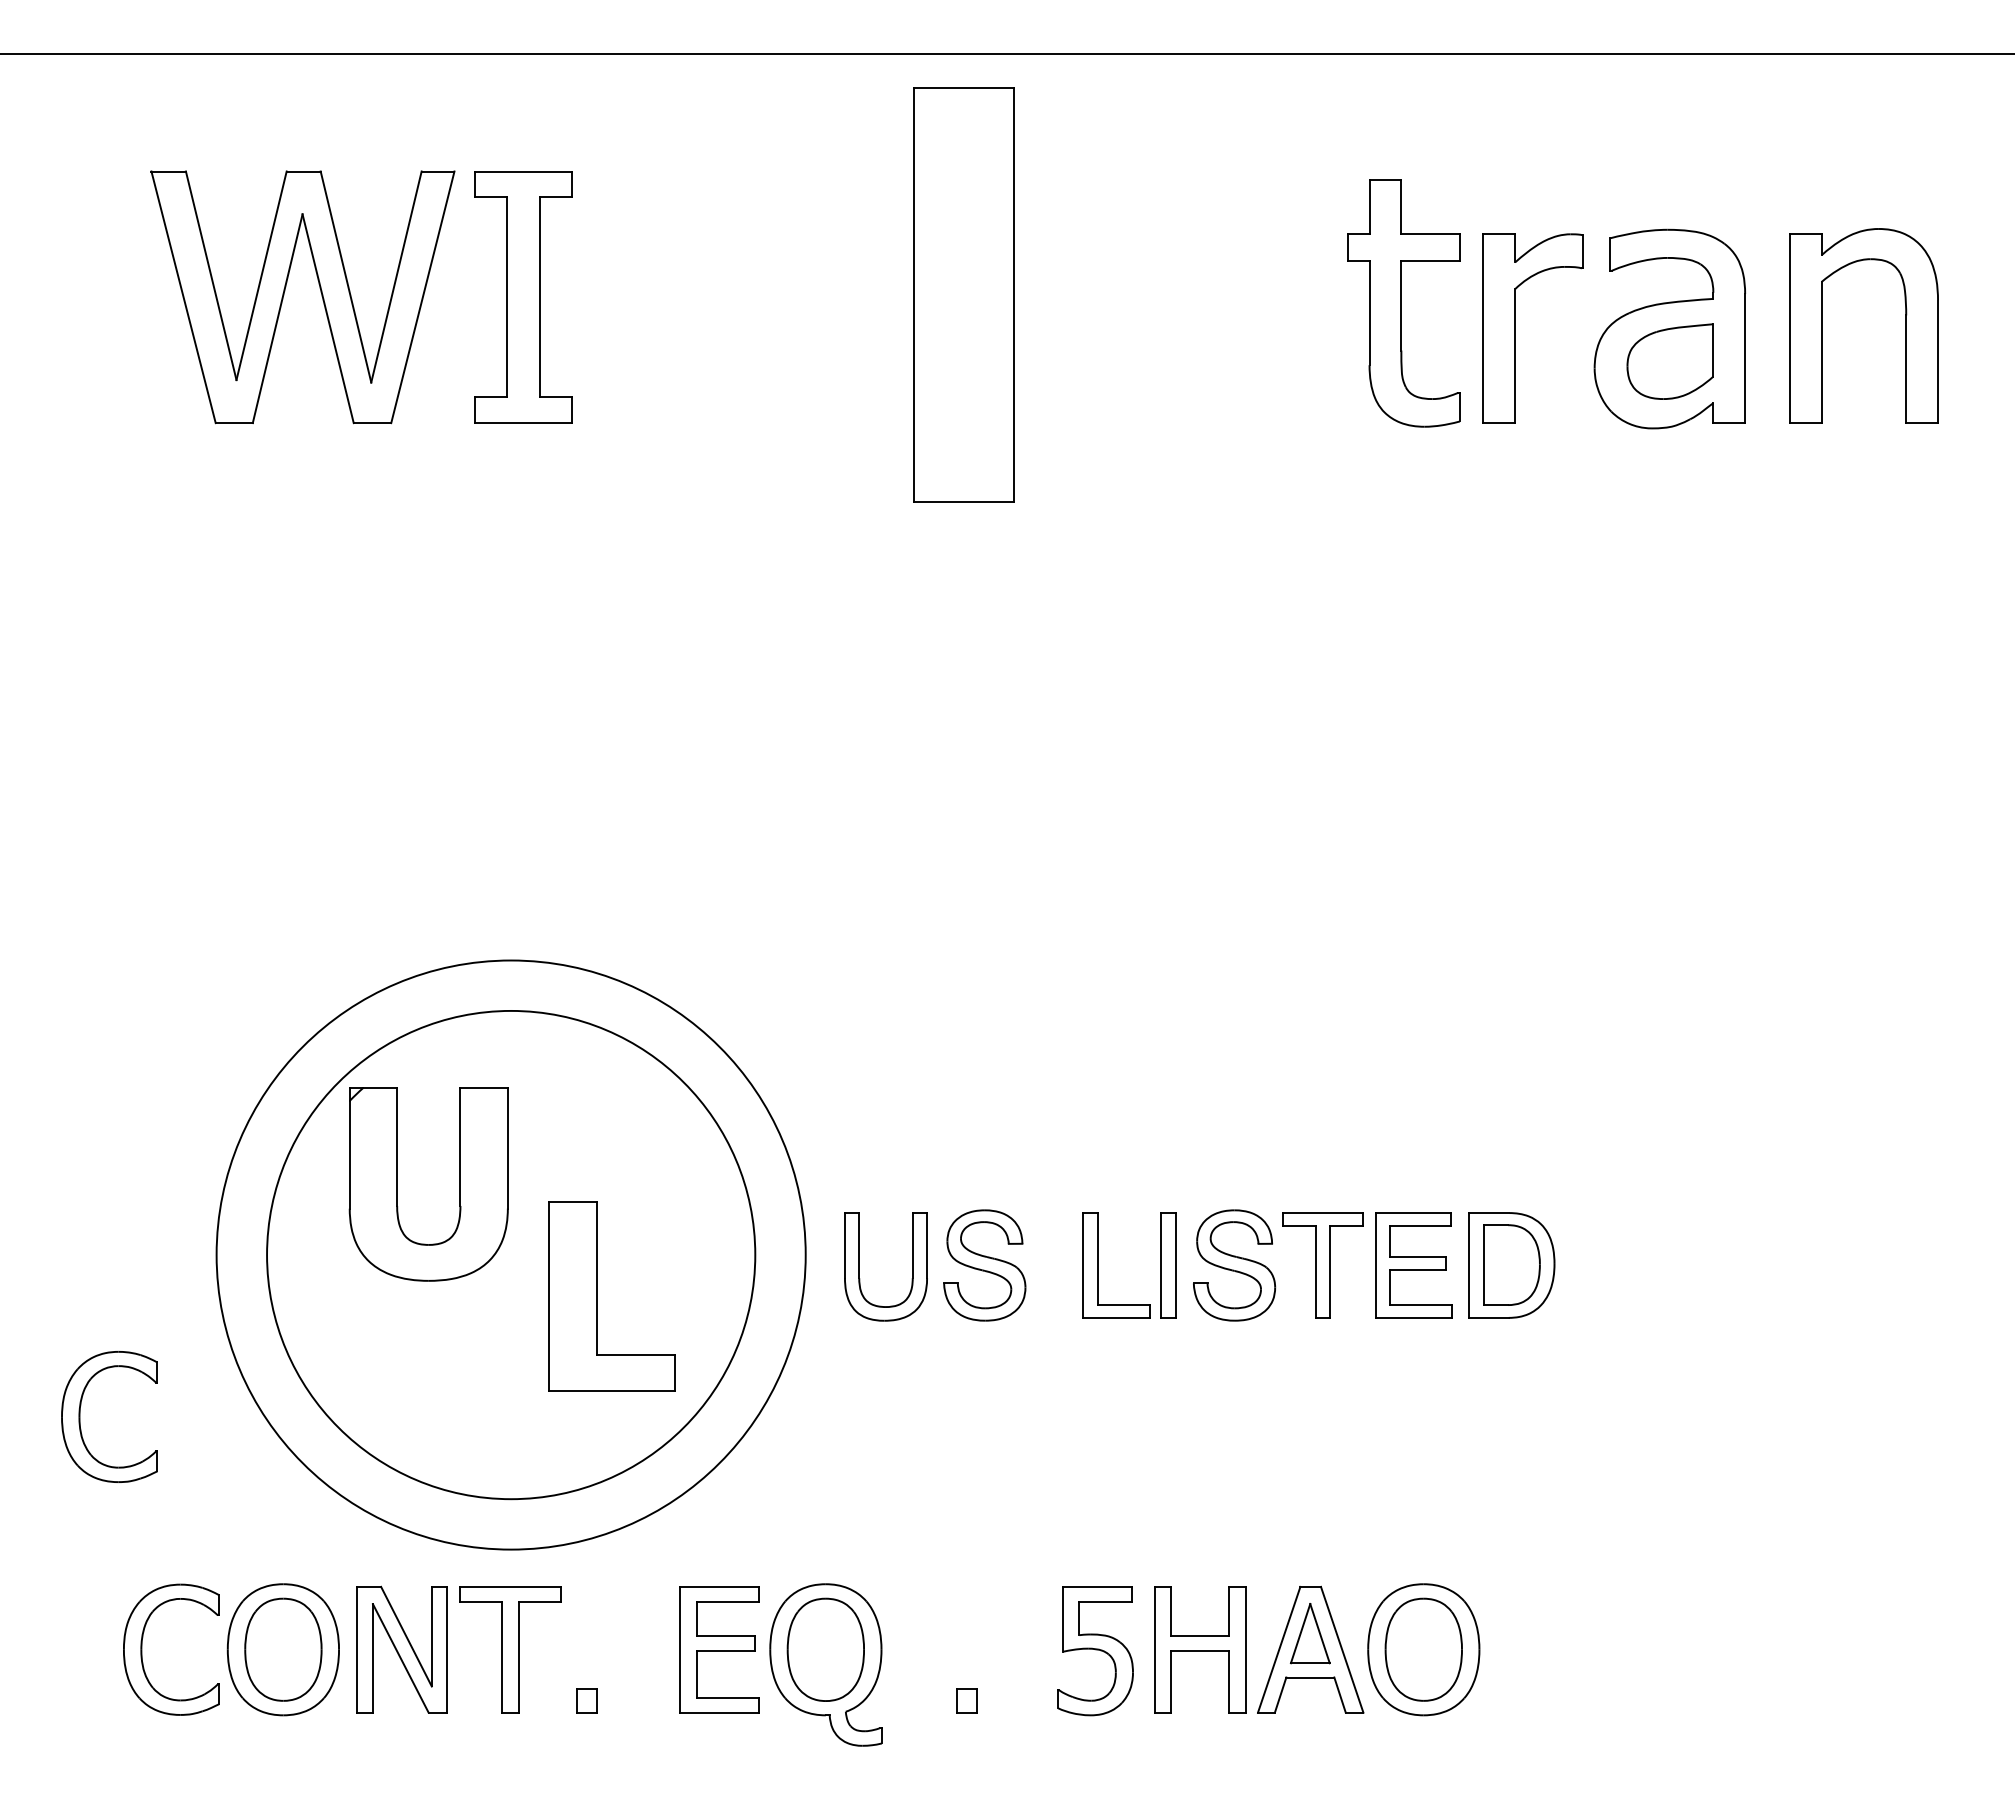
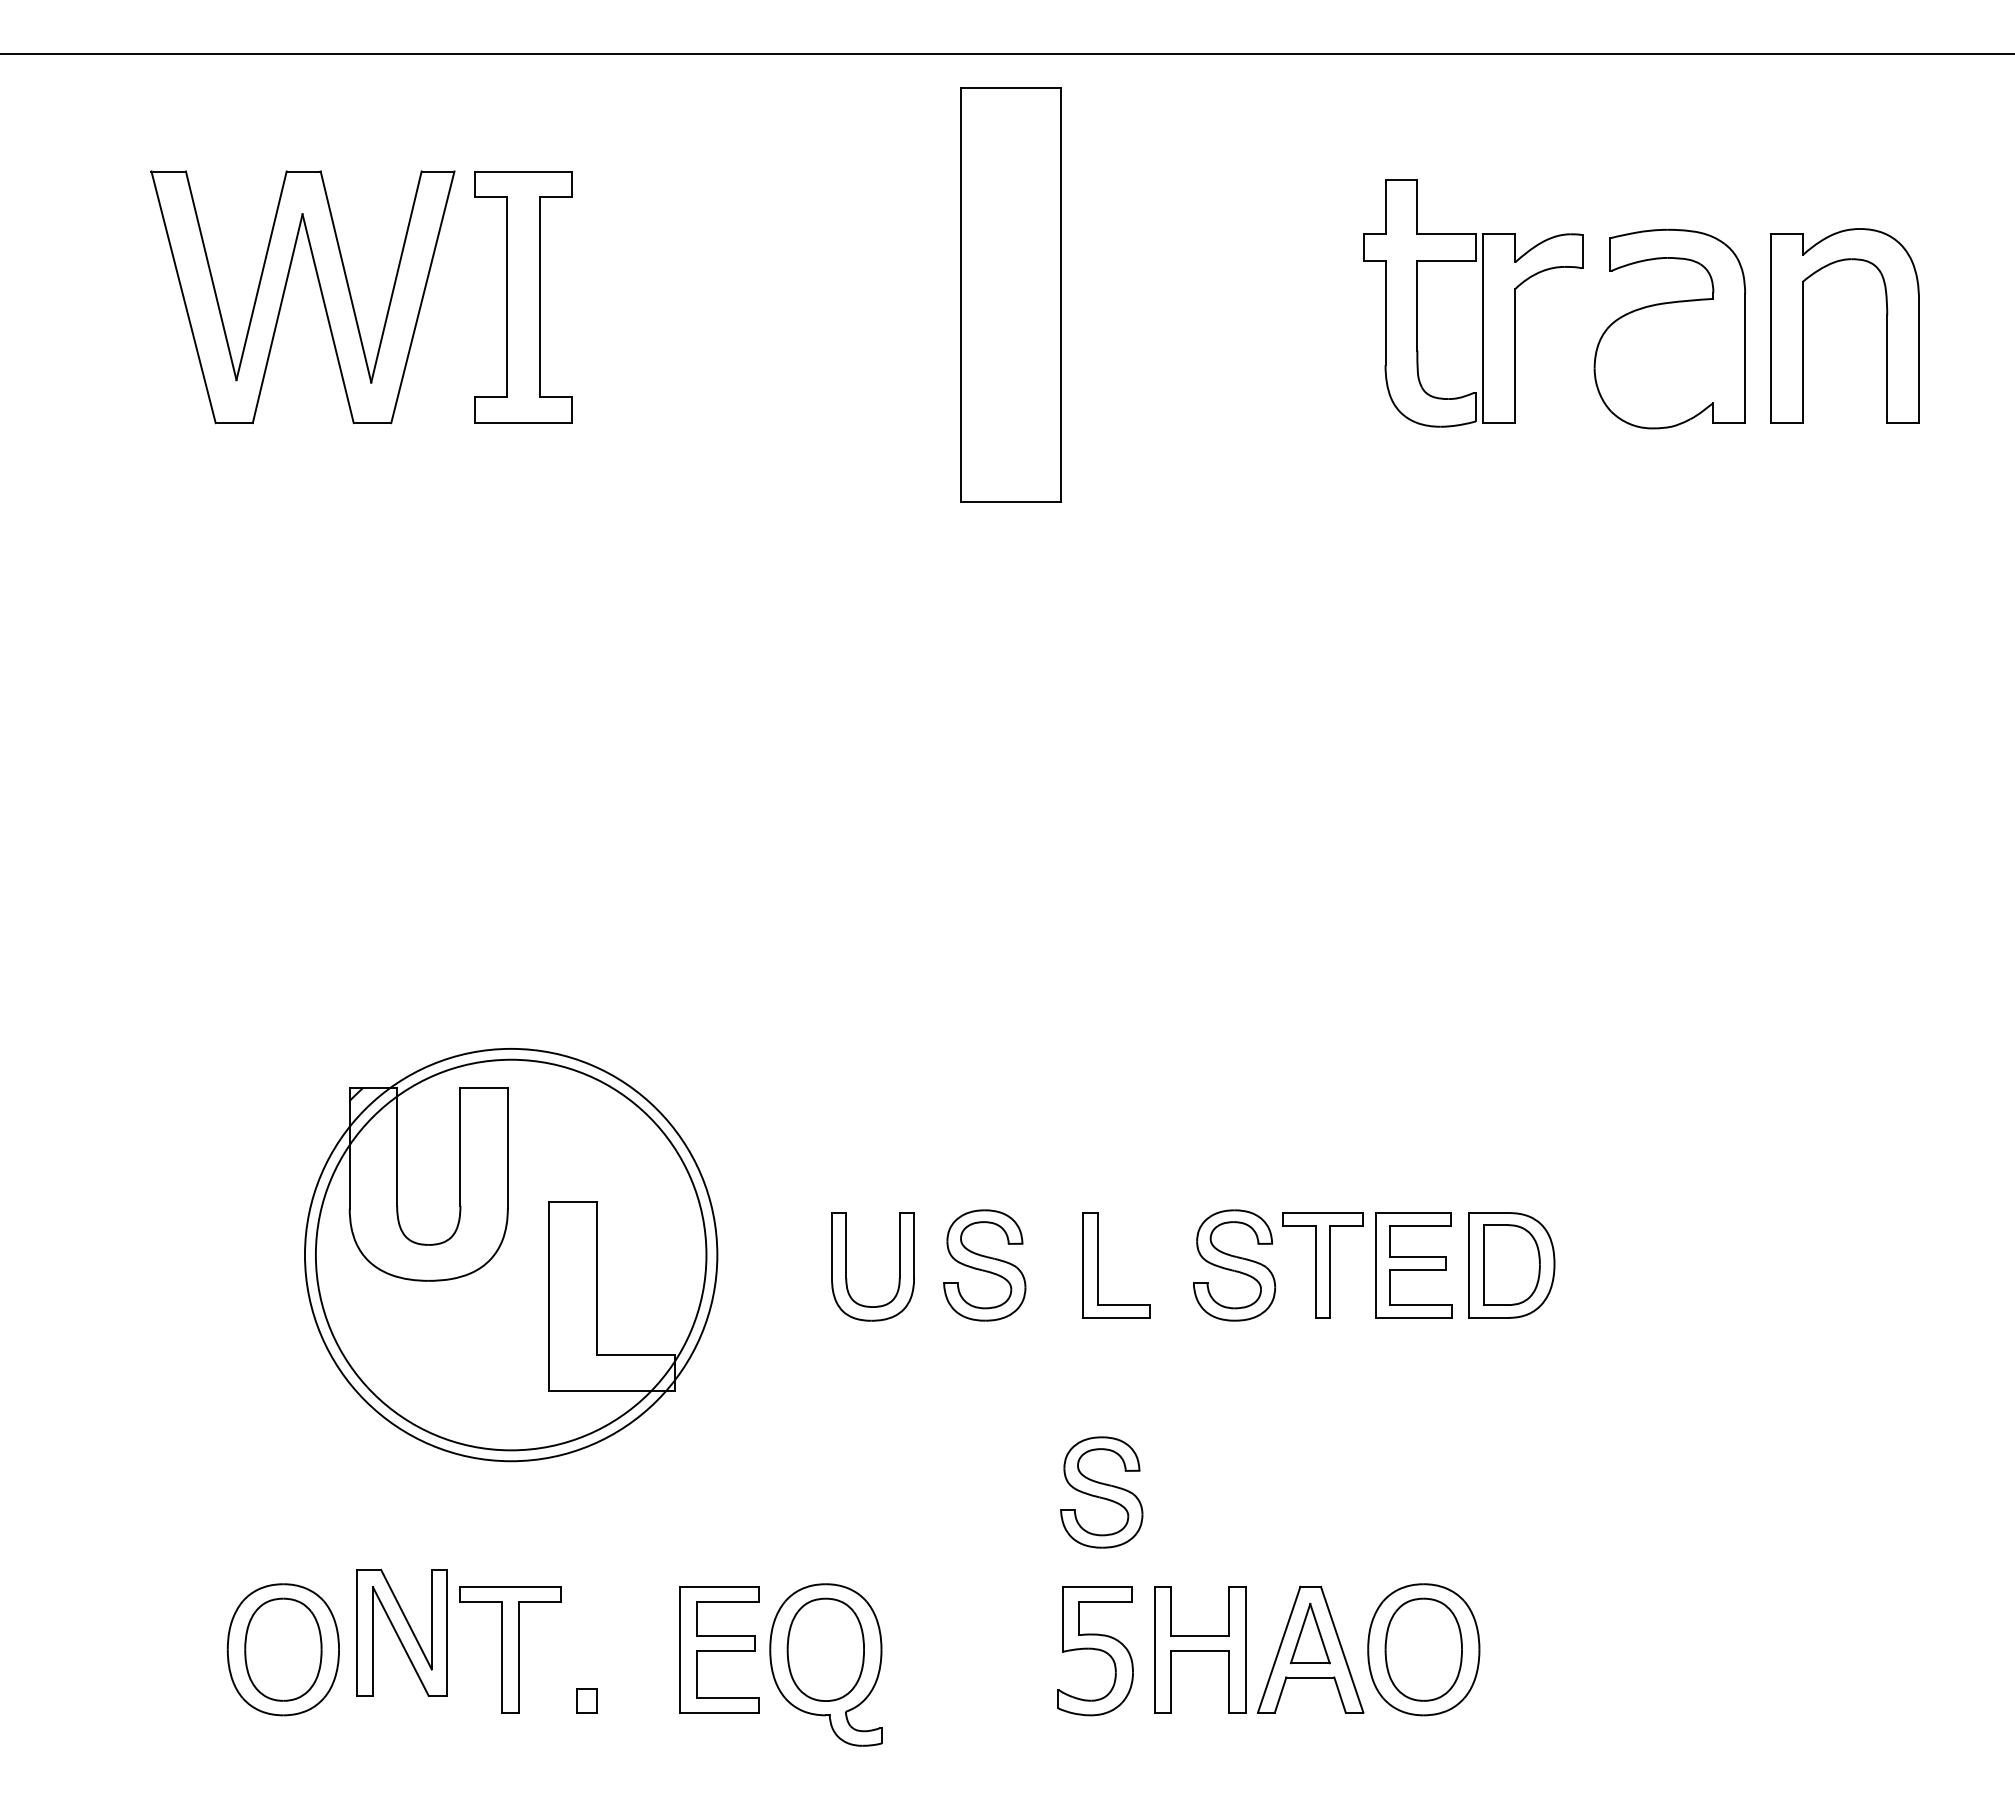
part position: (963, 294) -> (1010, 294) (1010, 294)
part position: (1403, 303) -> (1419, 303) (1419, 303)
part position: (1822, 325) -> (1803, 325) (1803, 325)
part: present -> none (1669, 361)
circle diameter: 589 px -> 412 px (510, 1254)
circle diameter: 488 px -> 391 px (510, 1254)
part: present -> none (1168, 1265)
part position: (859, 1266) -> (846, 1266) (846, 1266)
part: present -> none (80, 1416)
part: none -> present (1101, 1492)
part: present -> none (142, 1649)
part position: (401, 1649) -> (401, 1632) (401, 1632)
part: present -> none (966, 1700)
